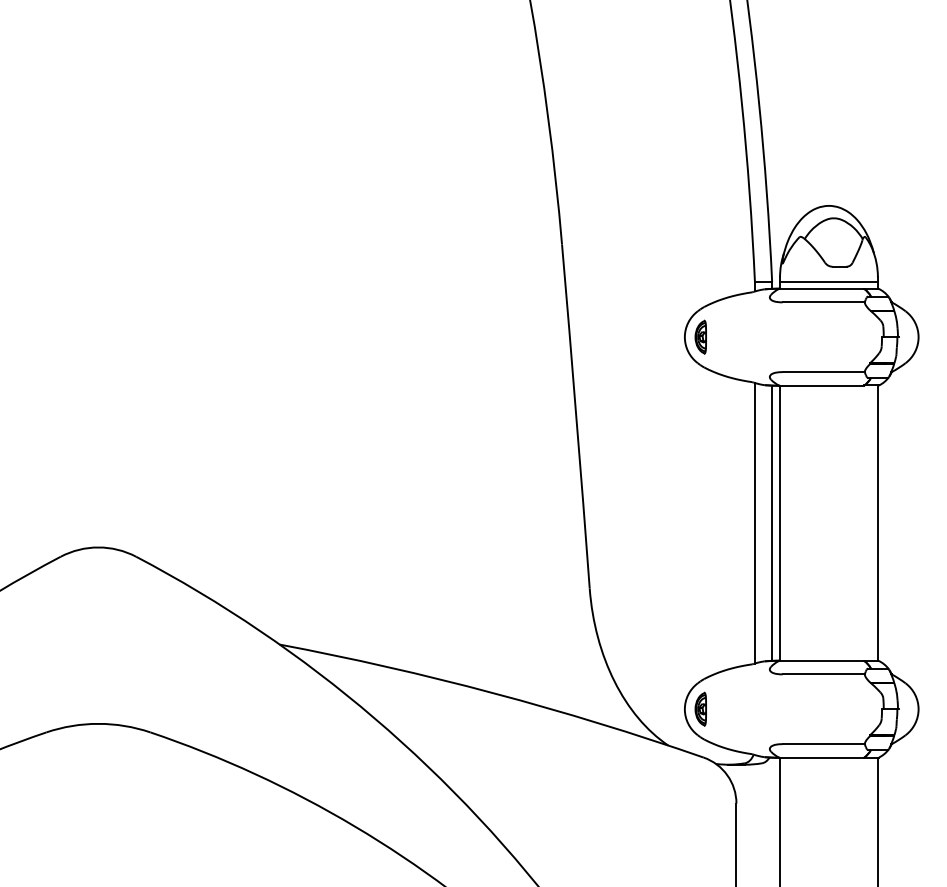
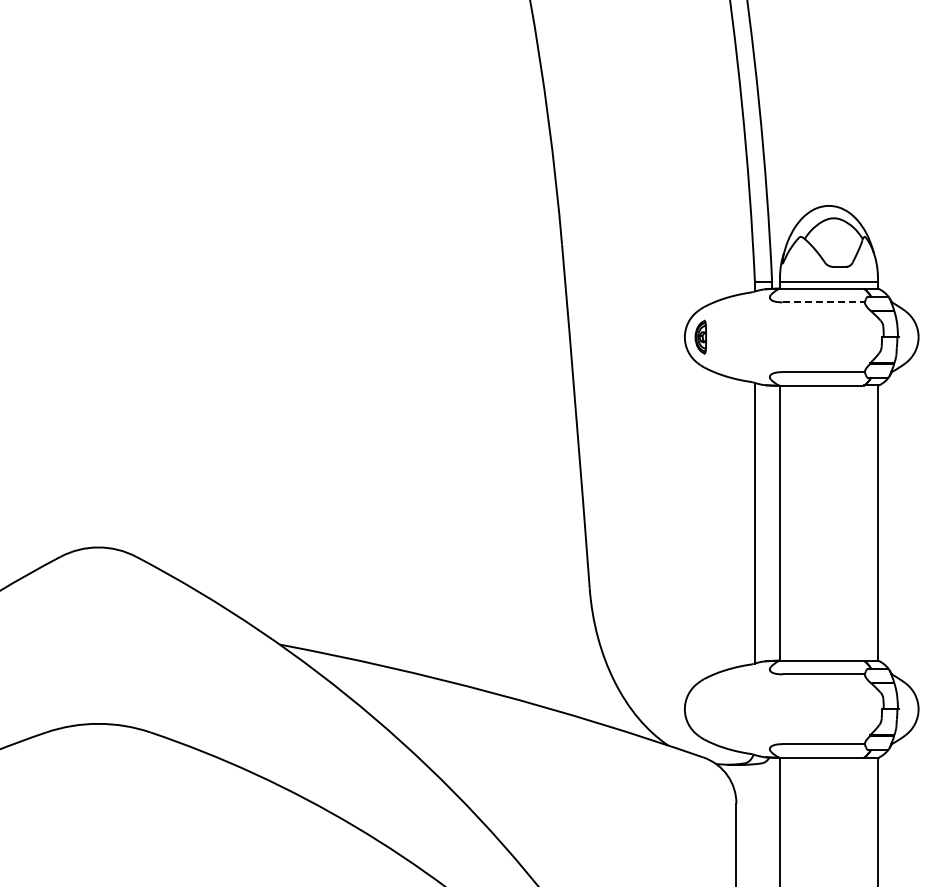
line: solid -> dashed (824, 302)
line: present -> none (772, 522)
part: present -> none (700, 708)
